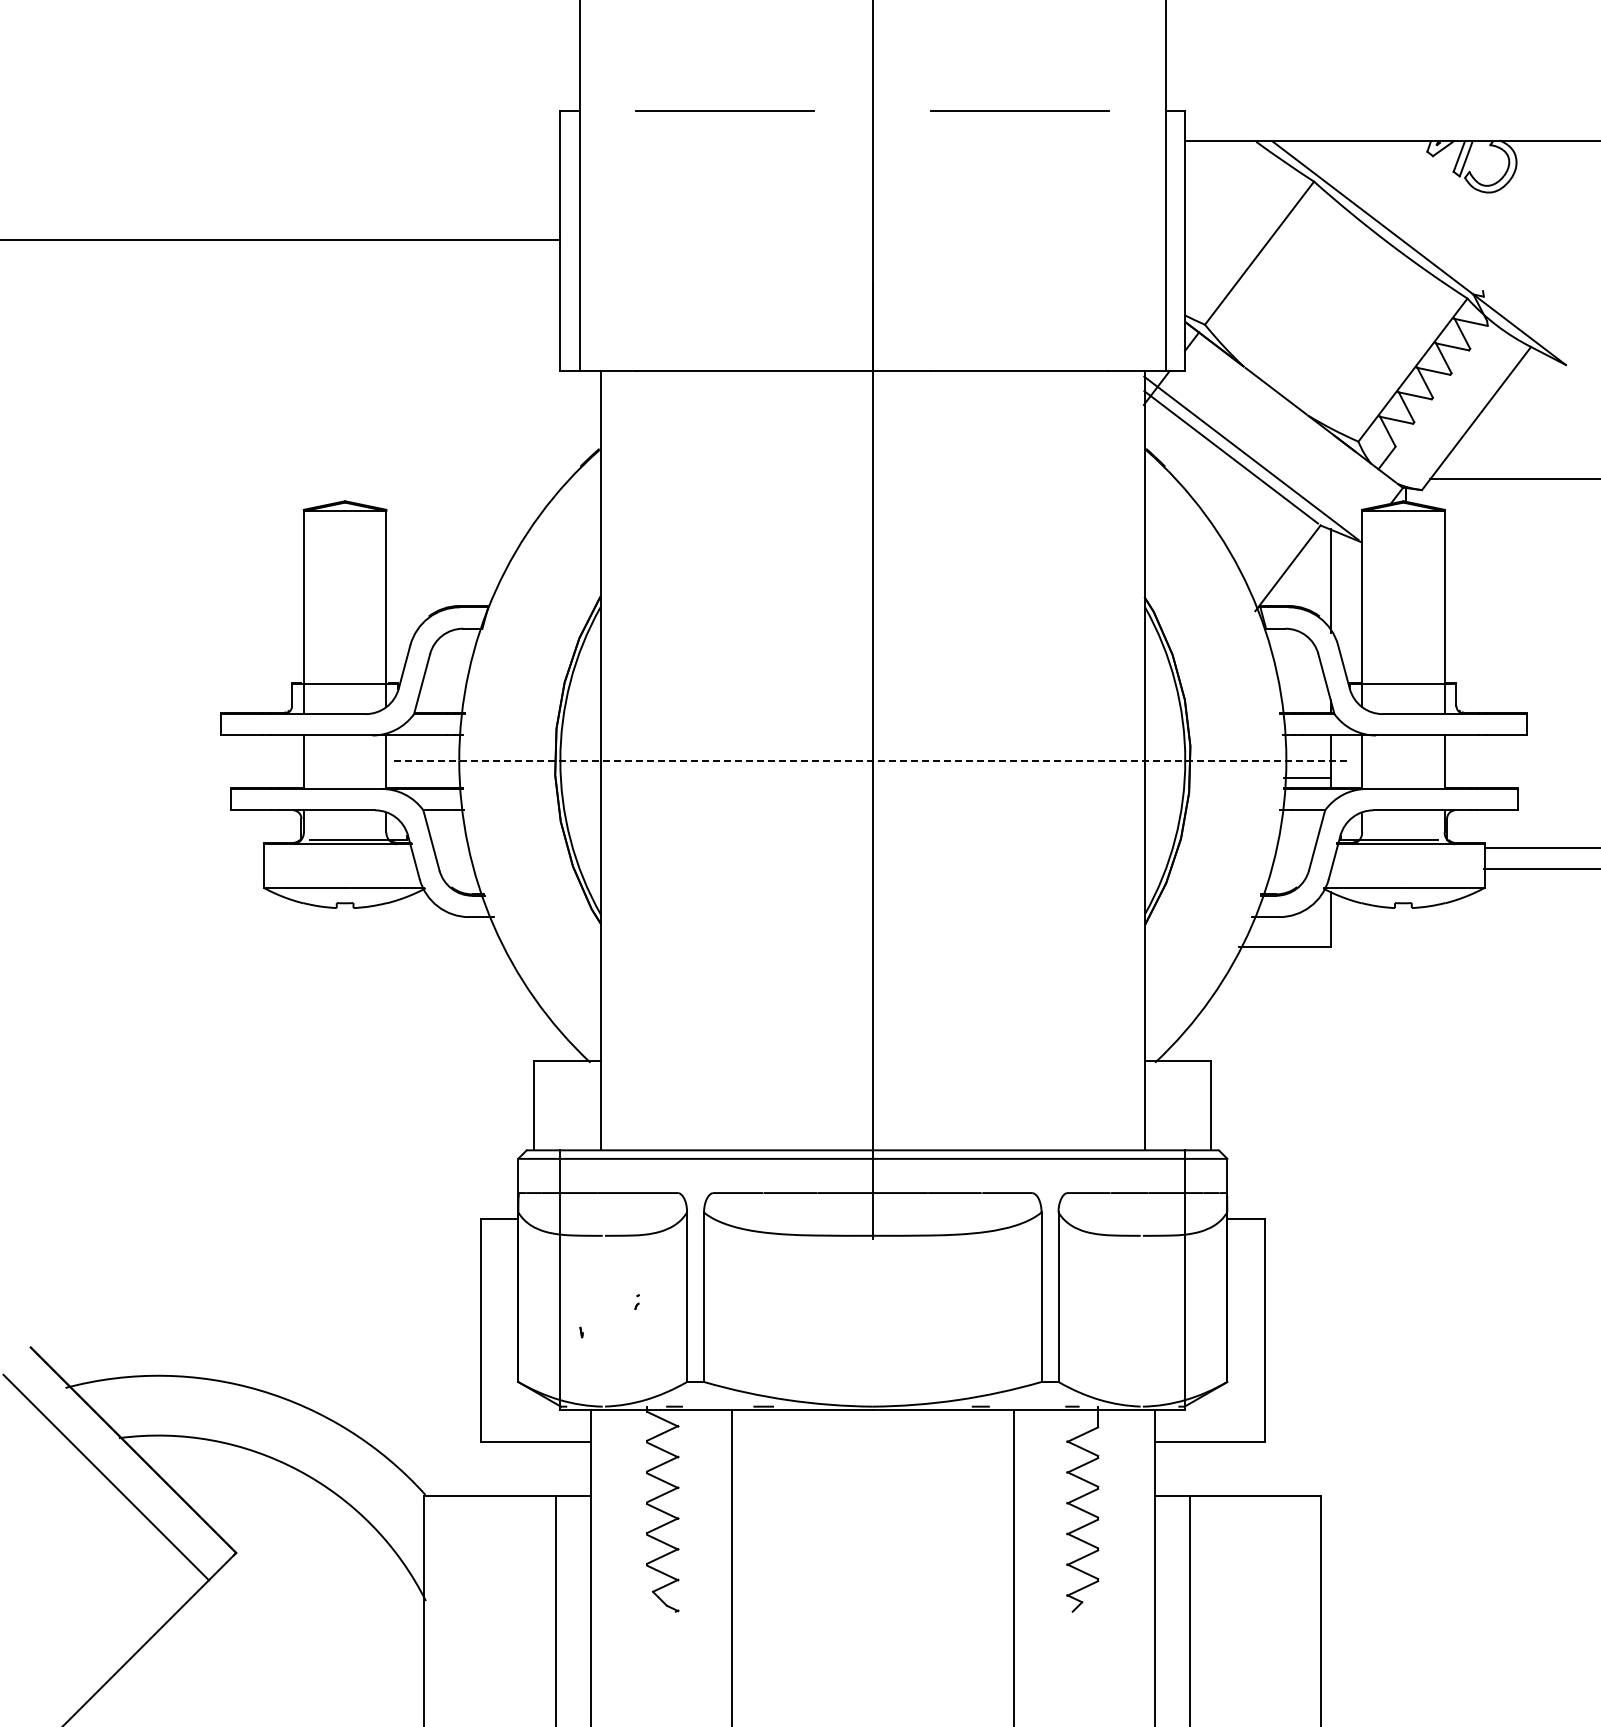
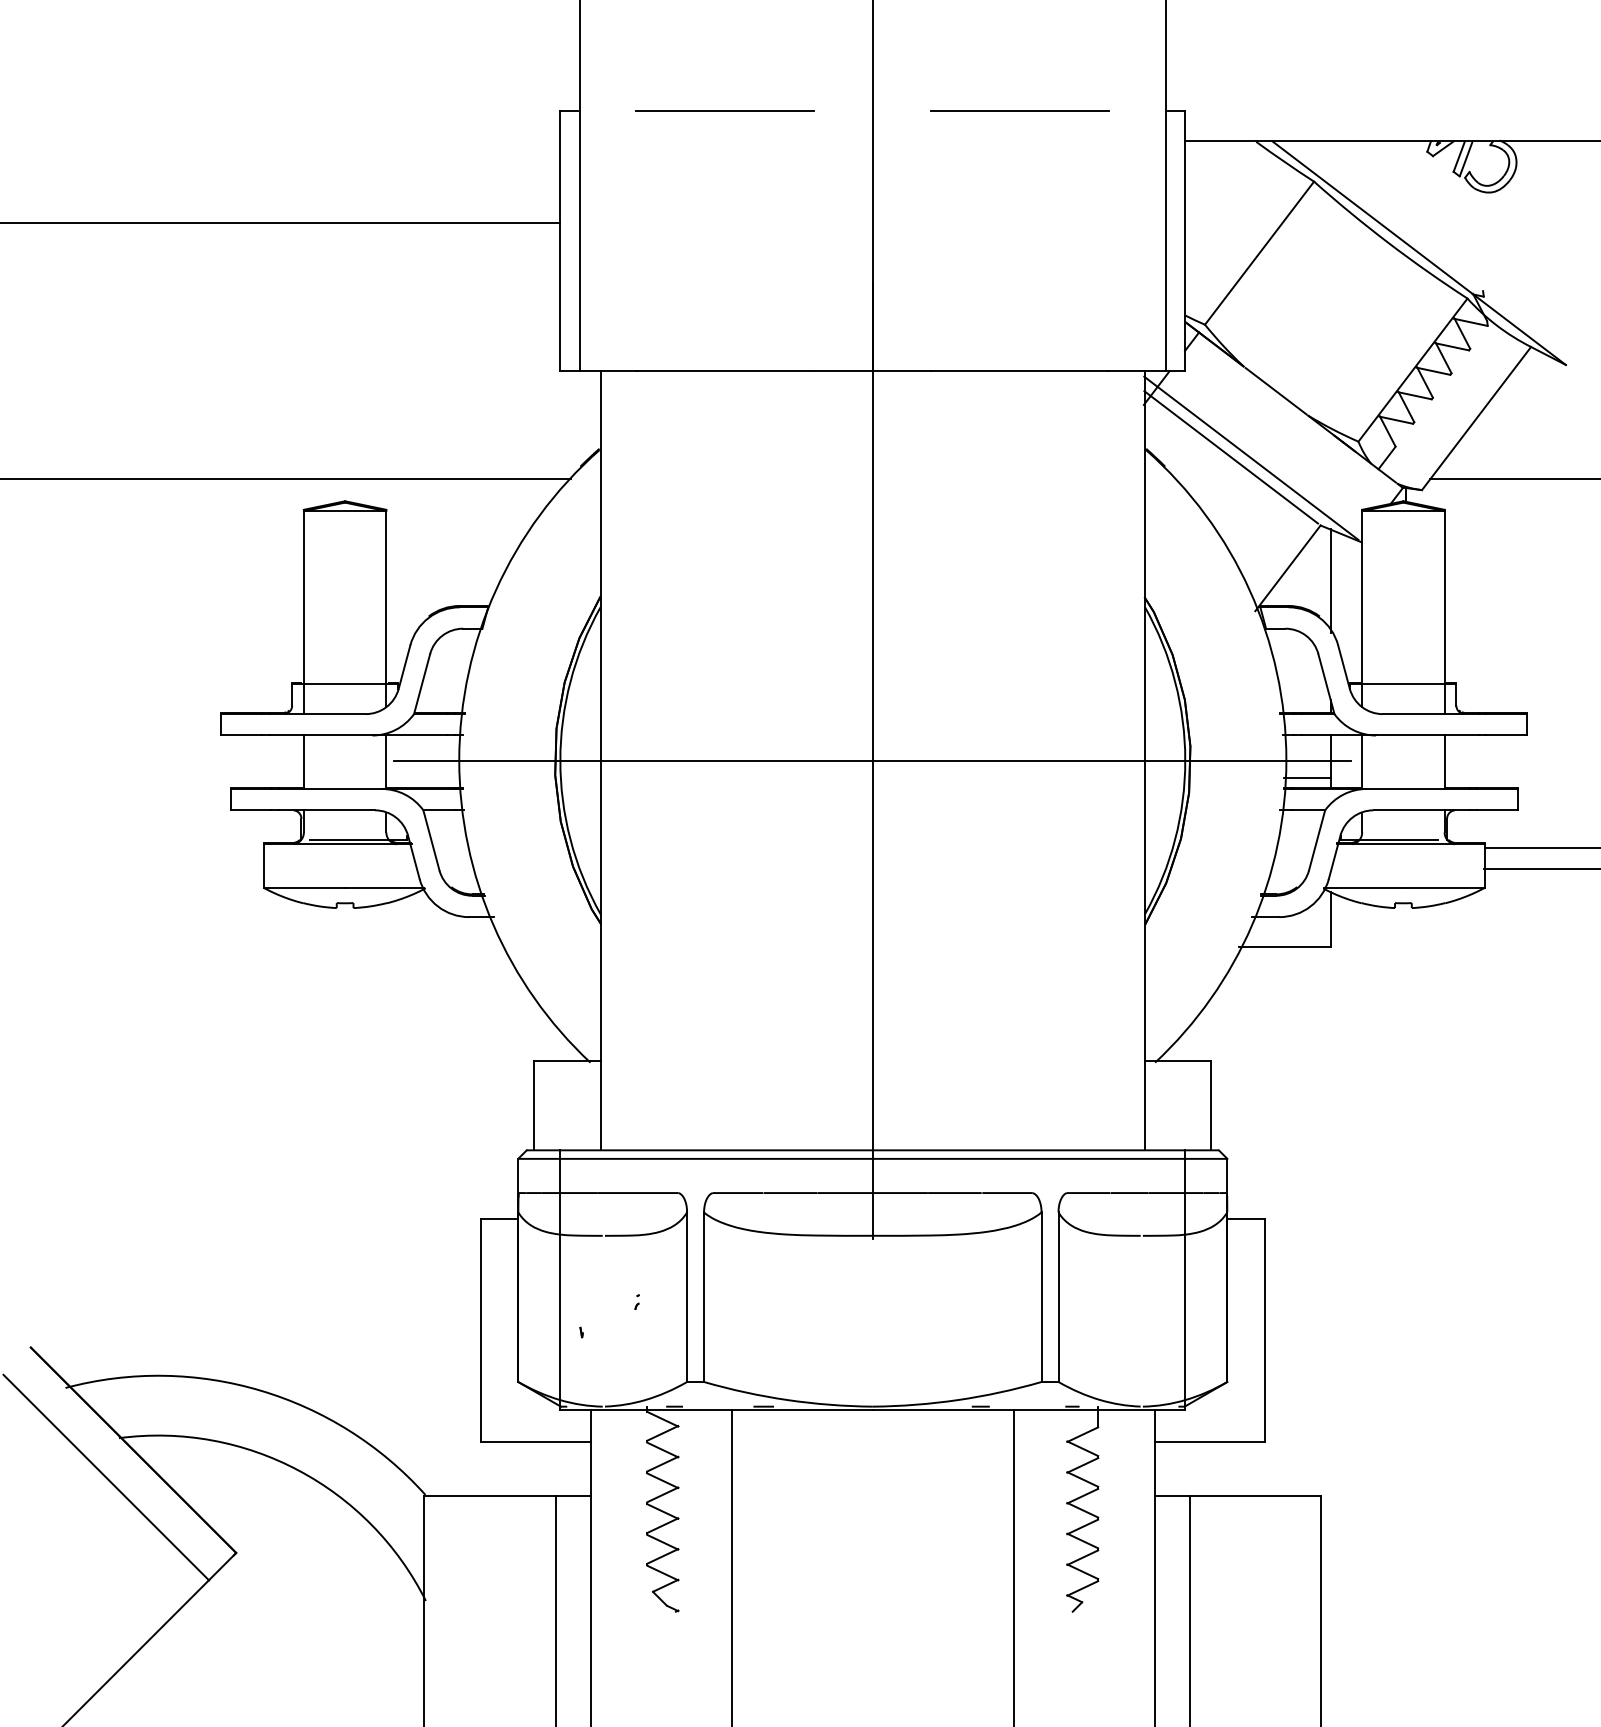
line position: (281, 239) -> (281, 222) (281, 222)
line: none -> present (286, 479)
line: dashed -> solid (873, 760)
